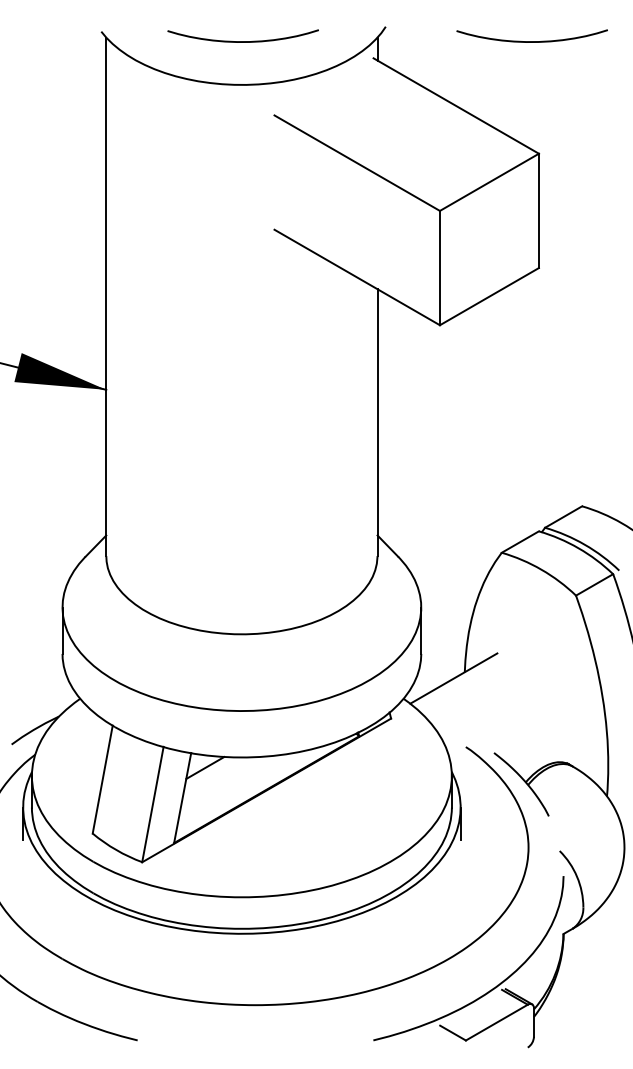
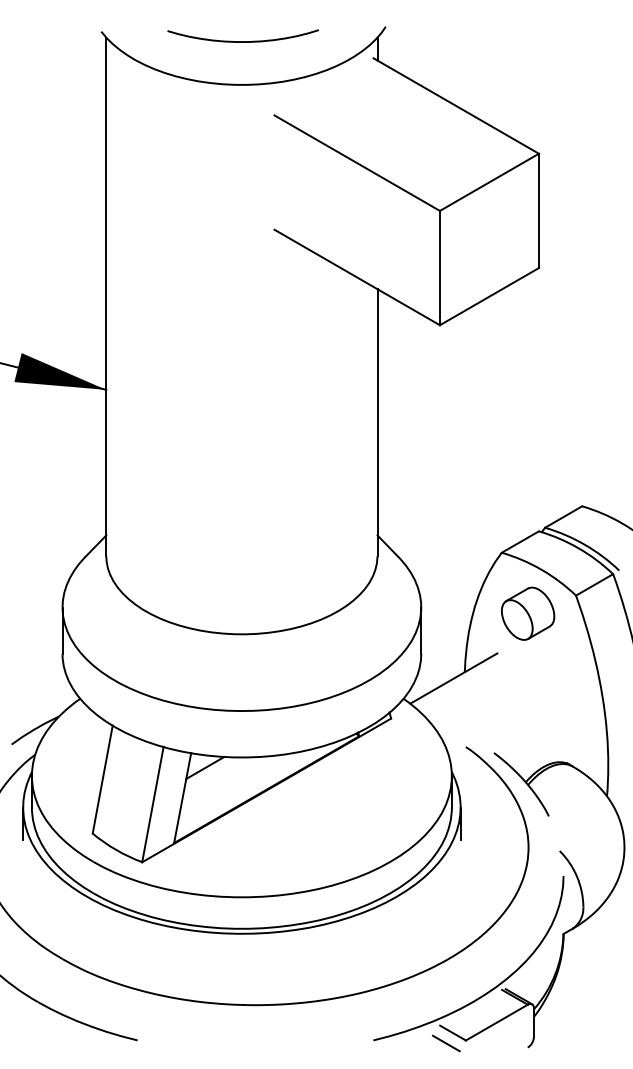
curve: present -> none (531, 41)
part: none -> present (527, 613)
line: none -> present (446, 1043)
